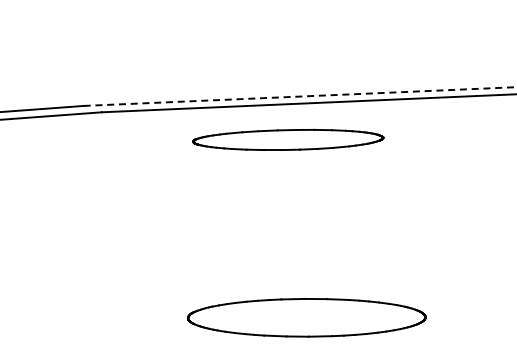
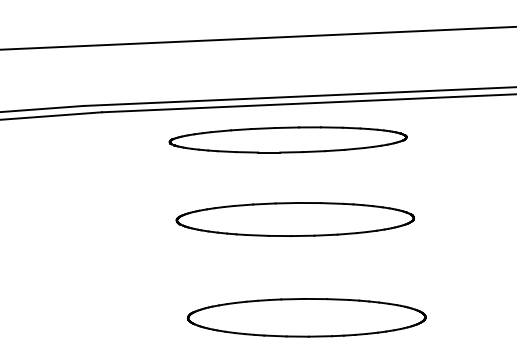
line: none -> present (257, 37)
line: dashed -> solid (300, 96)
part size: 193x23 px -> 240x28 px (287, 139)
part: none -> present (294, 219)
